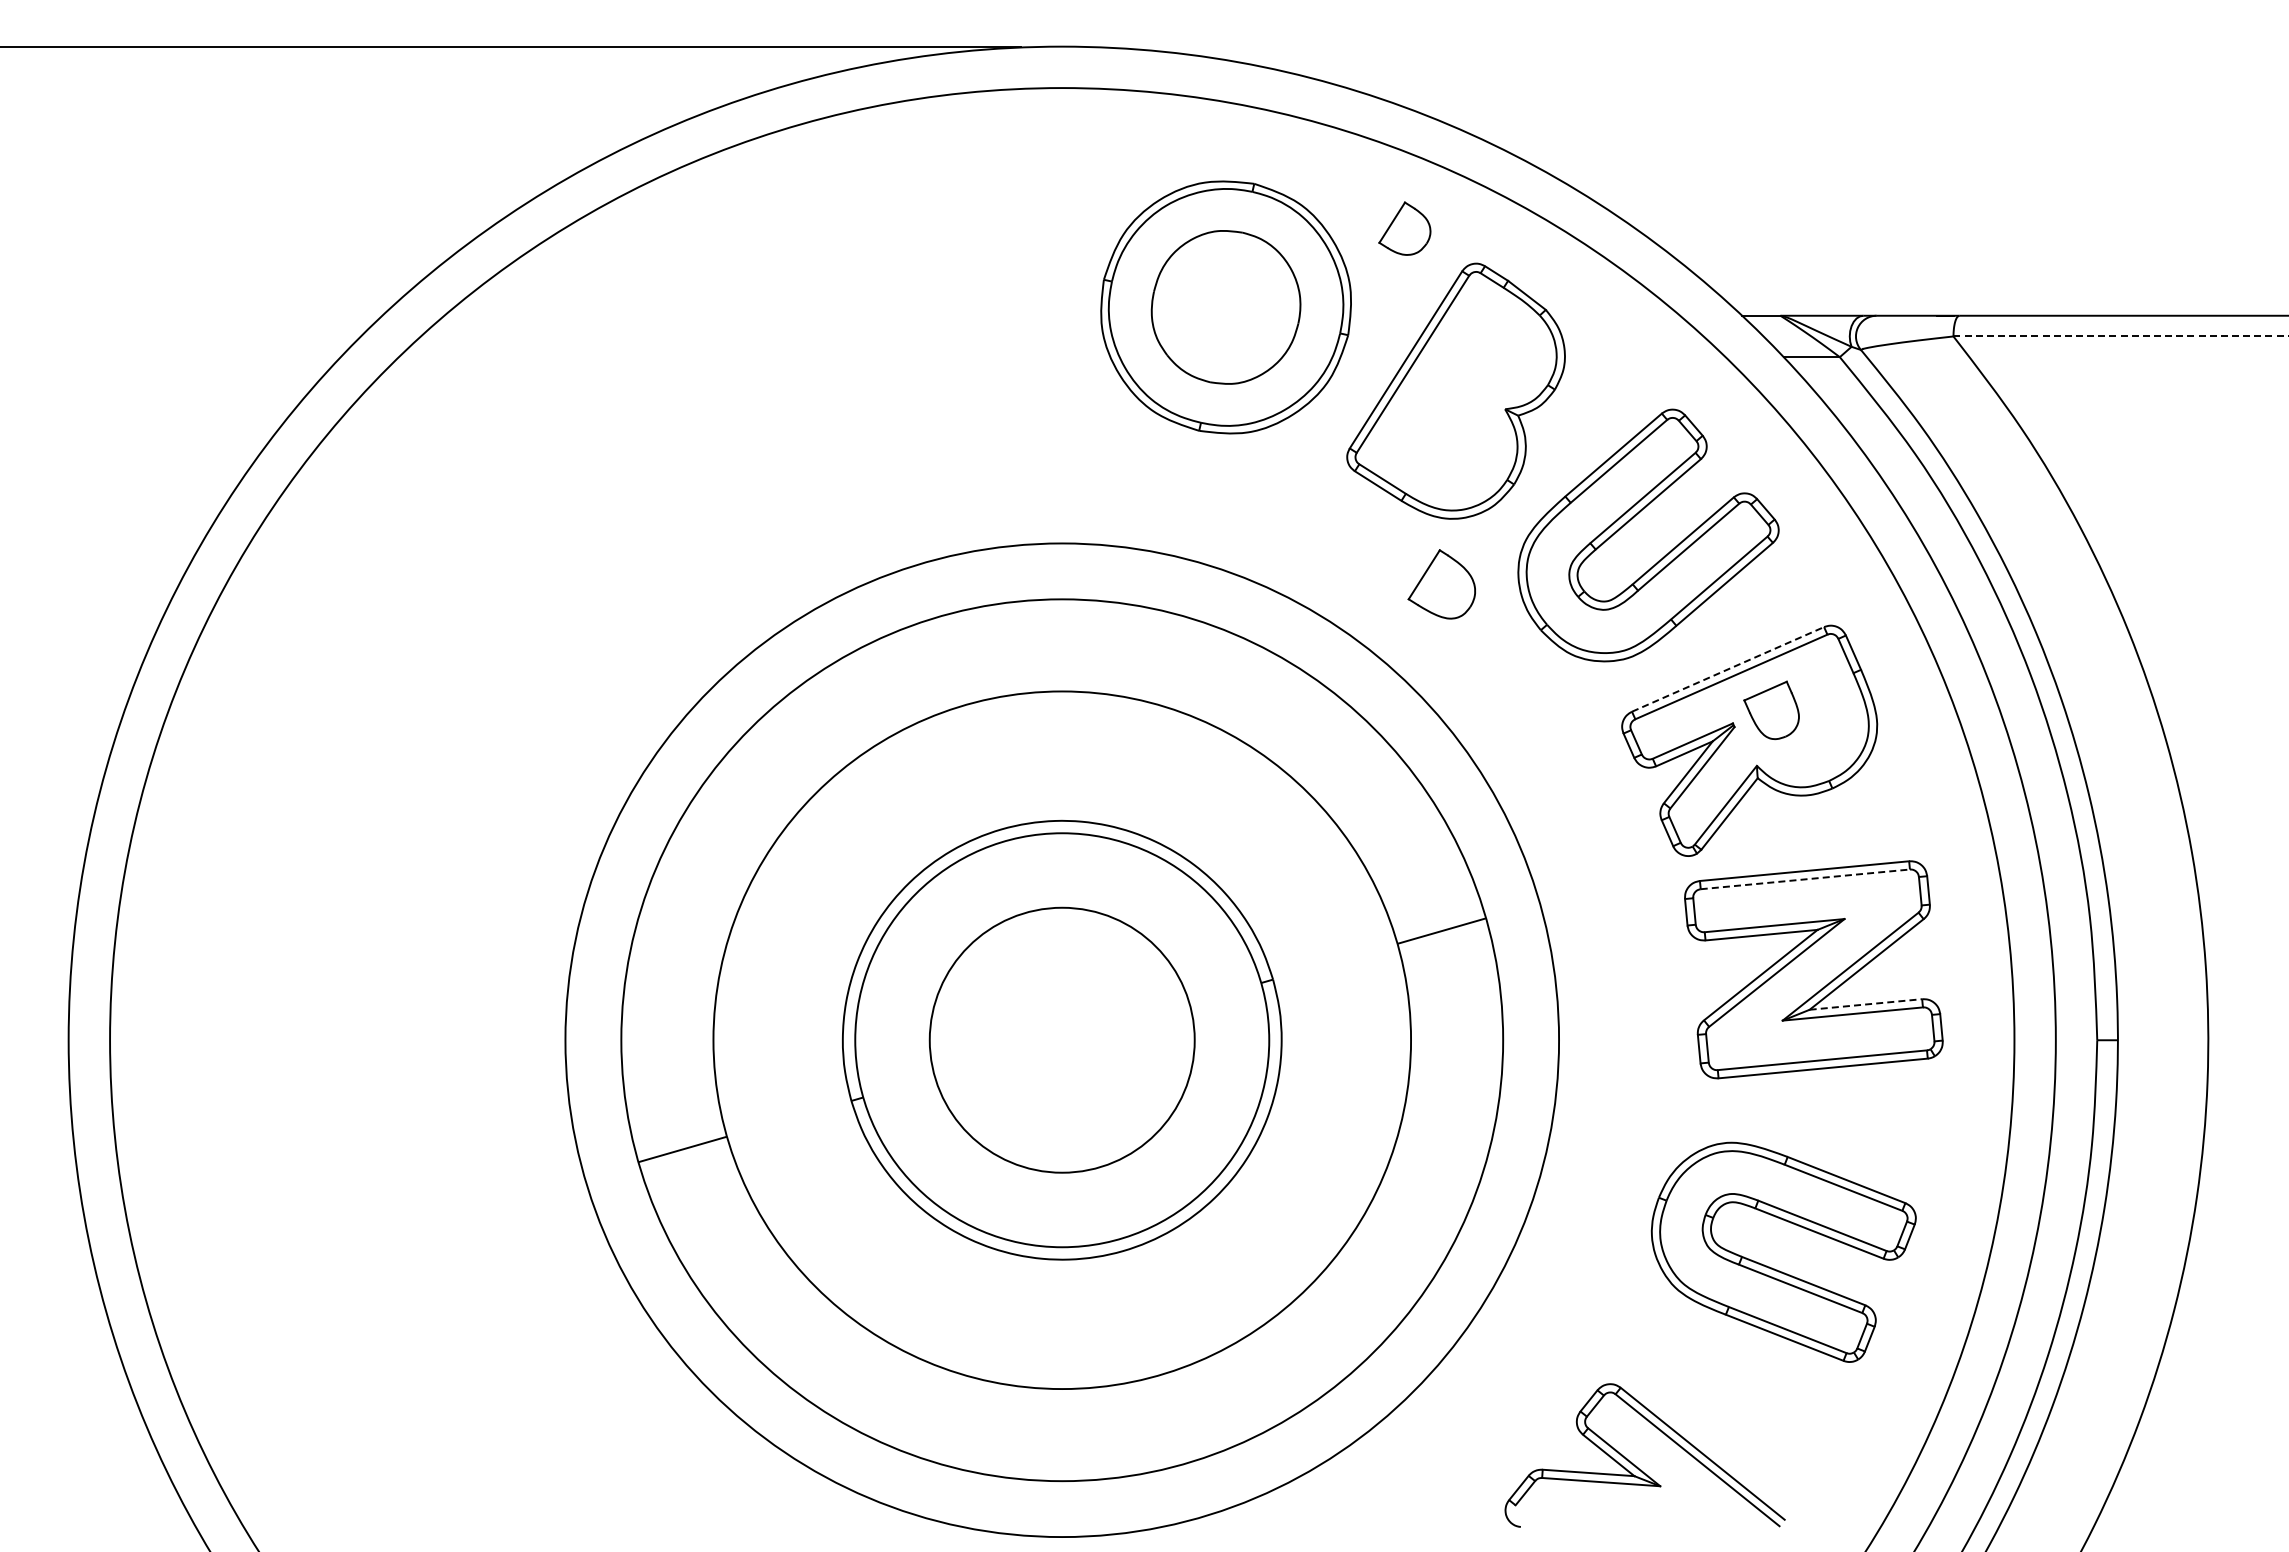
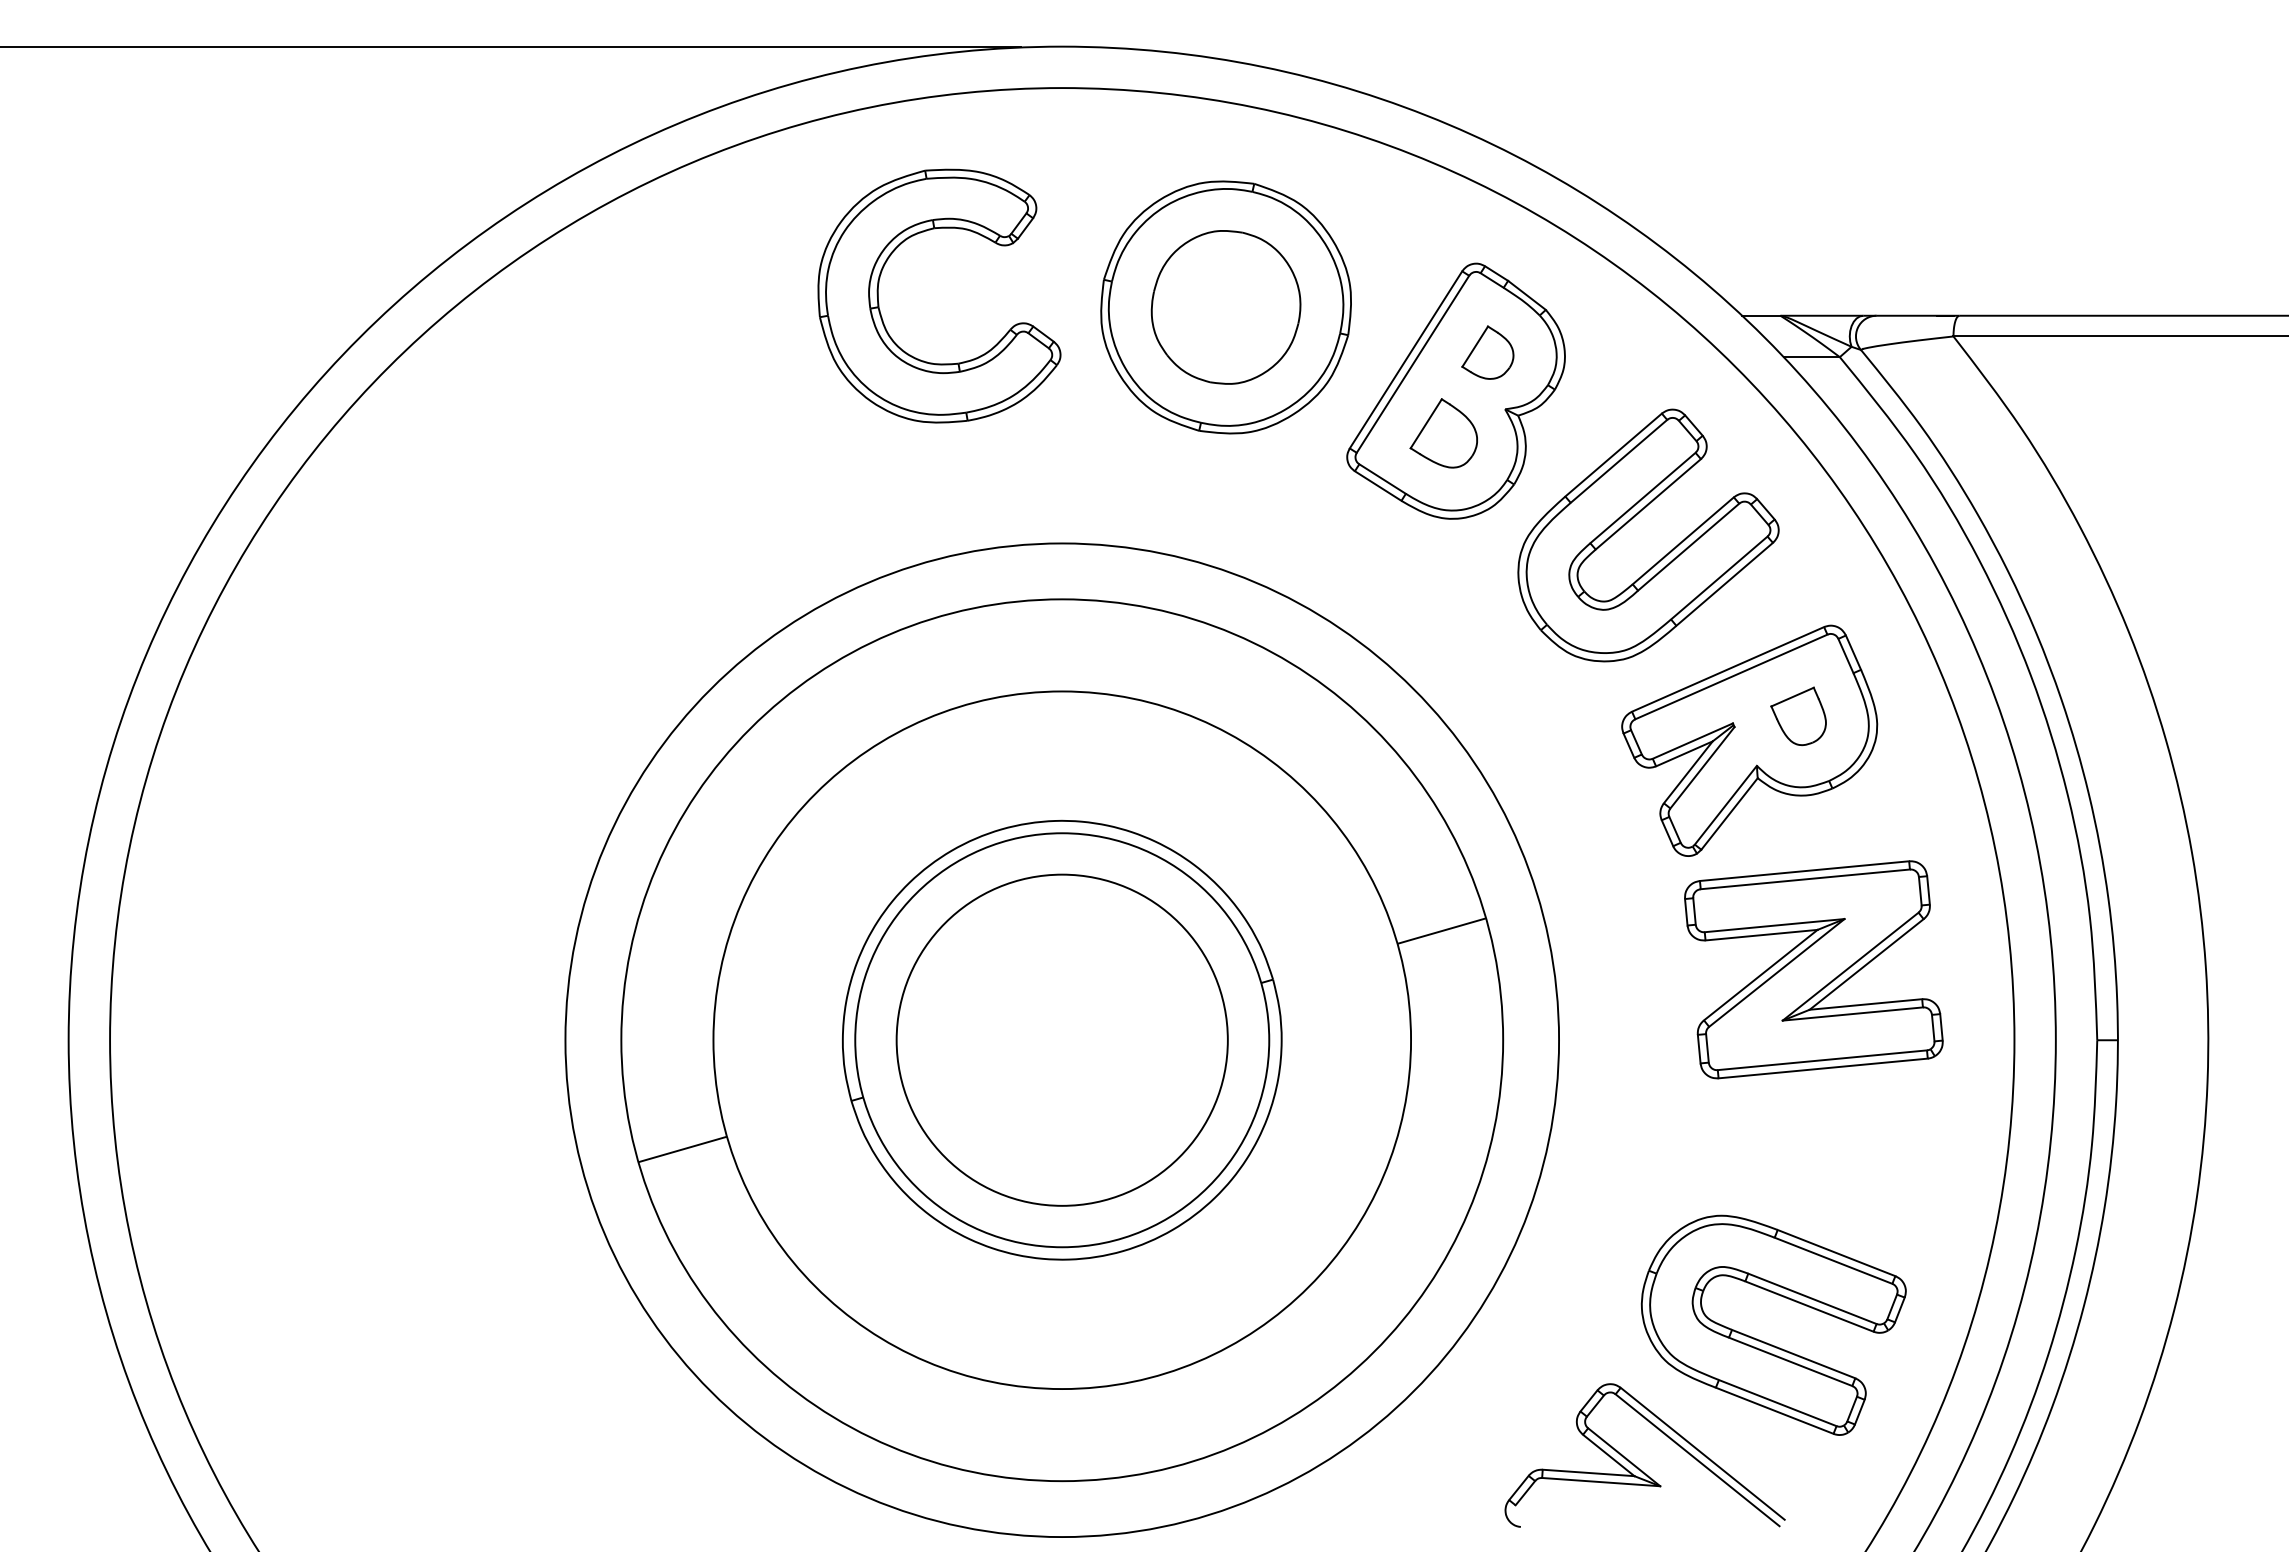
part position: (1404, 228) -> (1487, 352) (1487, 352)
part: none -> present (879, 303)
line: dashed -> solid (2121, 336)
part position: (1441, 584) -> (1443, 433) (1443, 433)
line: dashed -> solid (1728, 669)
part position: (1771, 710) -> (1798, 716) (1798, 716)
line: dashed -> solid (1805, 879)
line: dashed -> solid (1865, 1004)
circle diameter: 265 px -> 331 px (1061, 1039)
part position: (1777, 1269) -> (1767, 1342) (1767, 1342)
